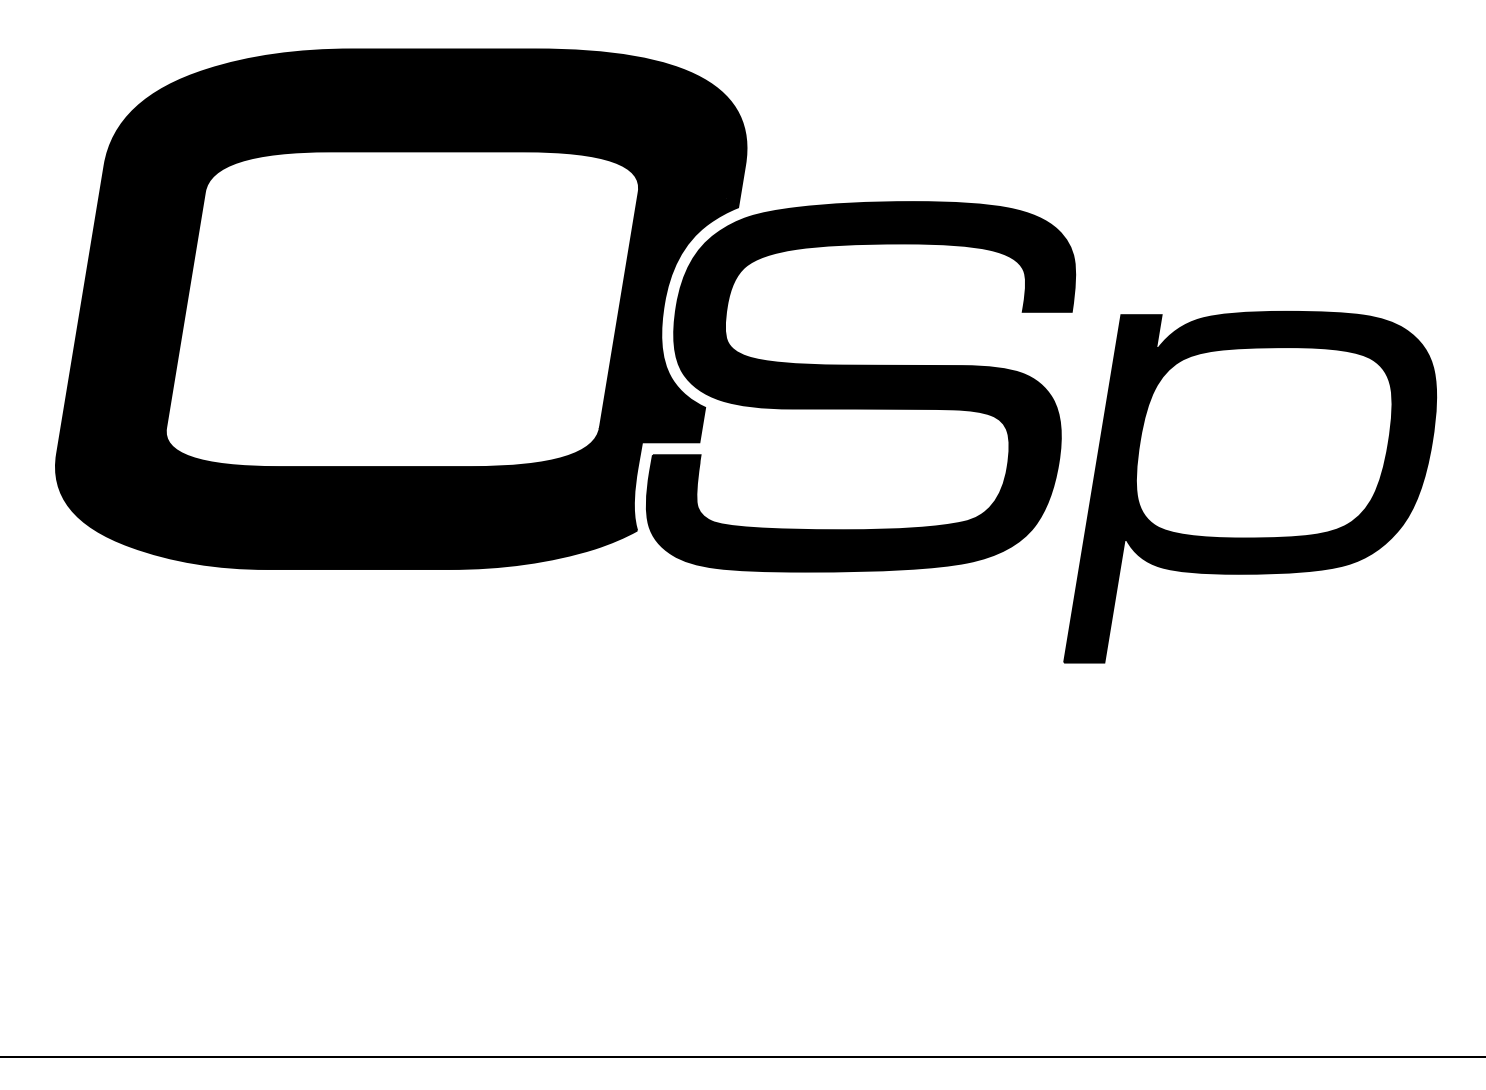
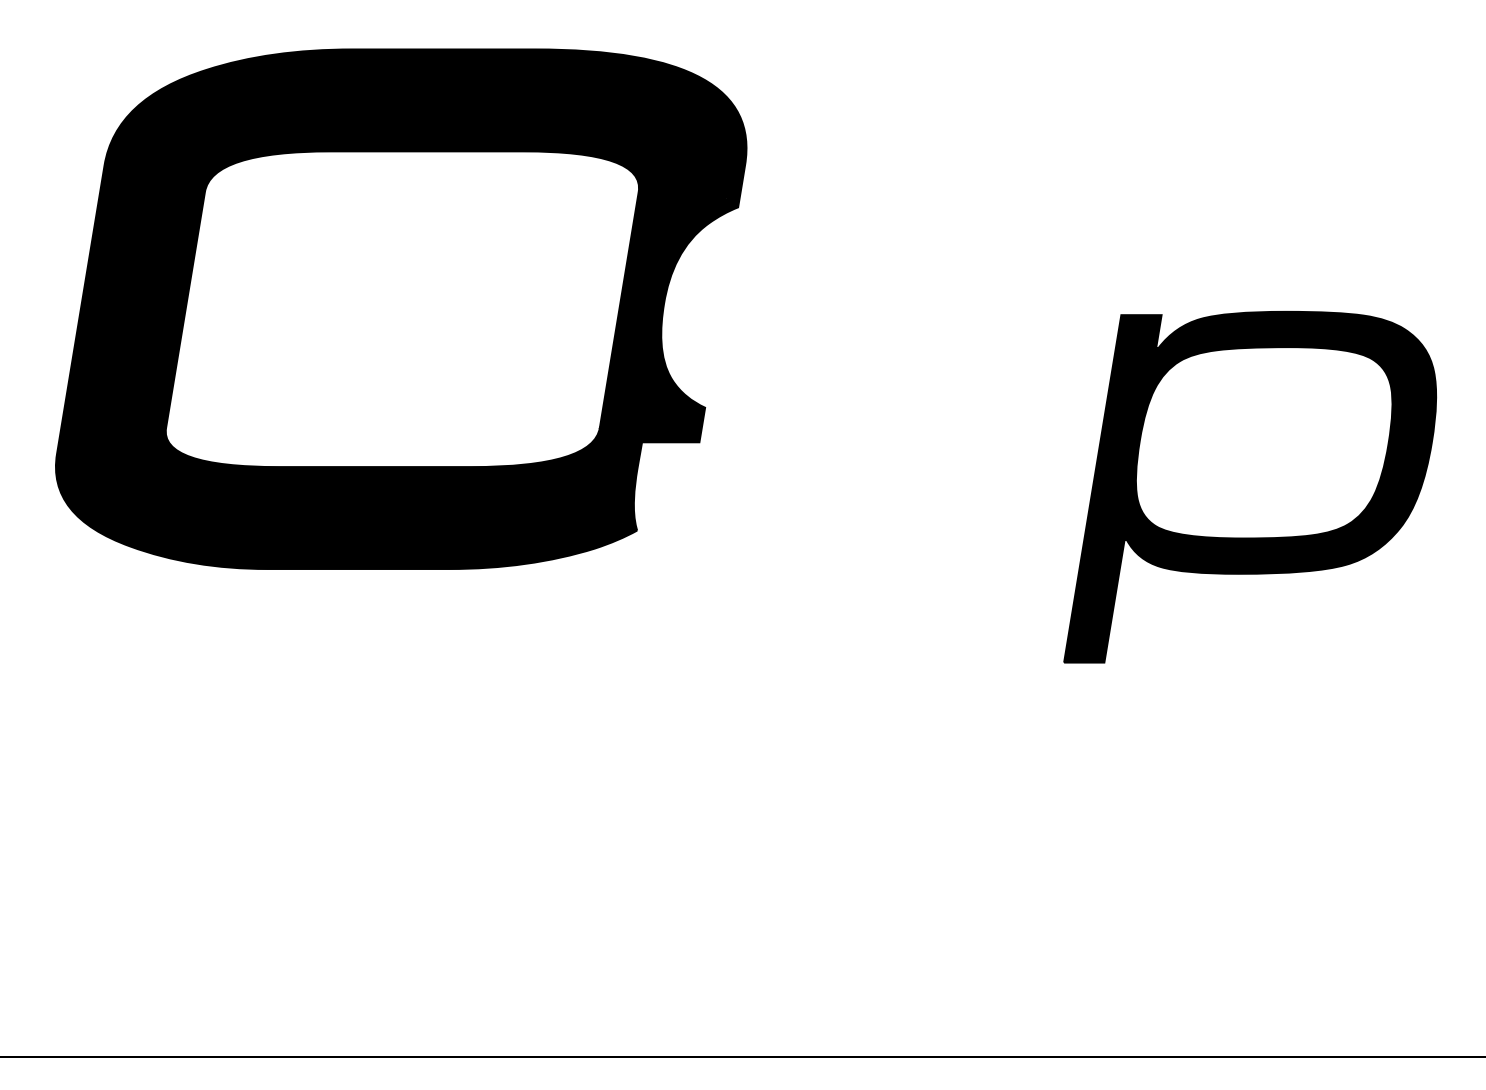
part: present -> none (861, 386)
